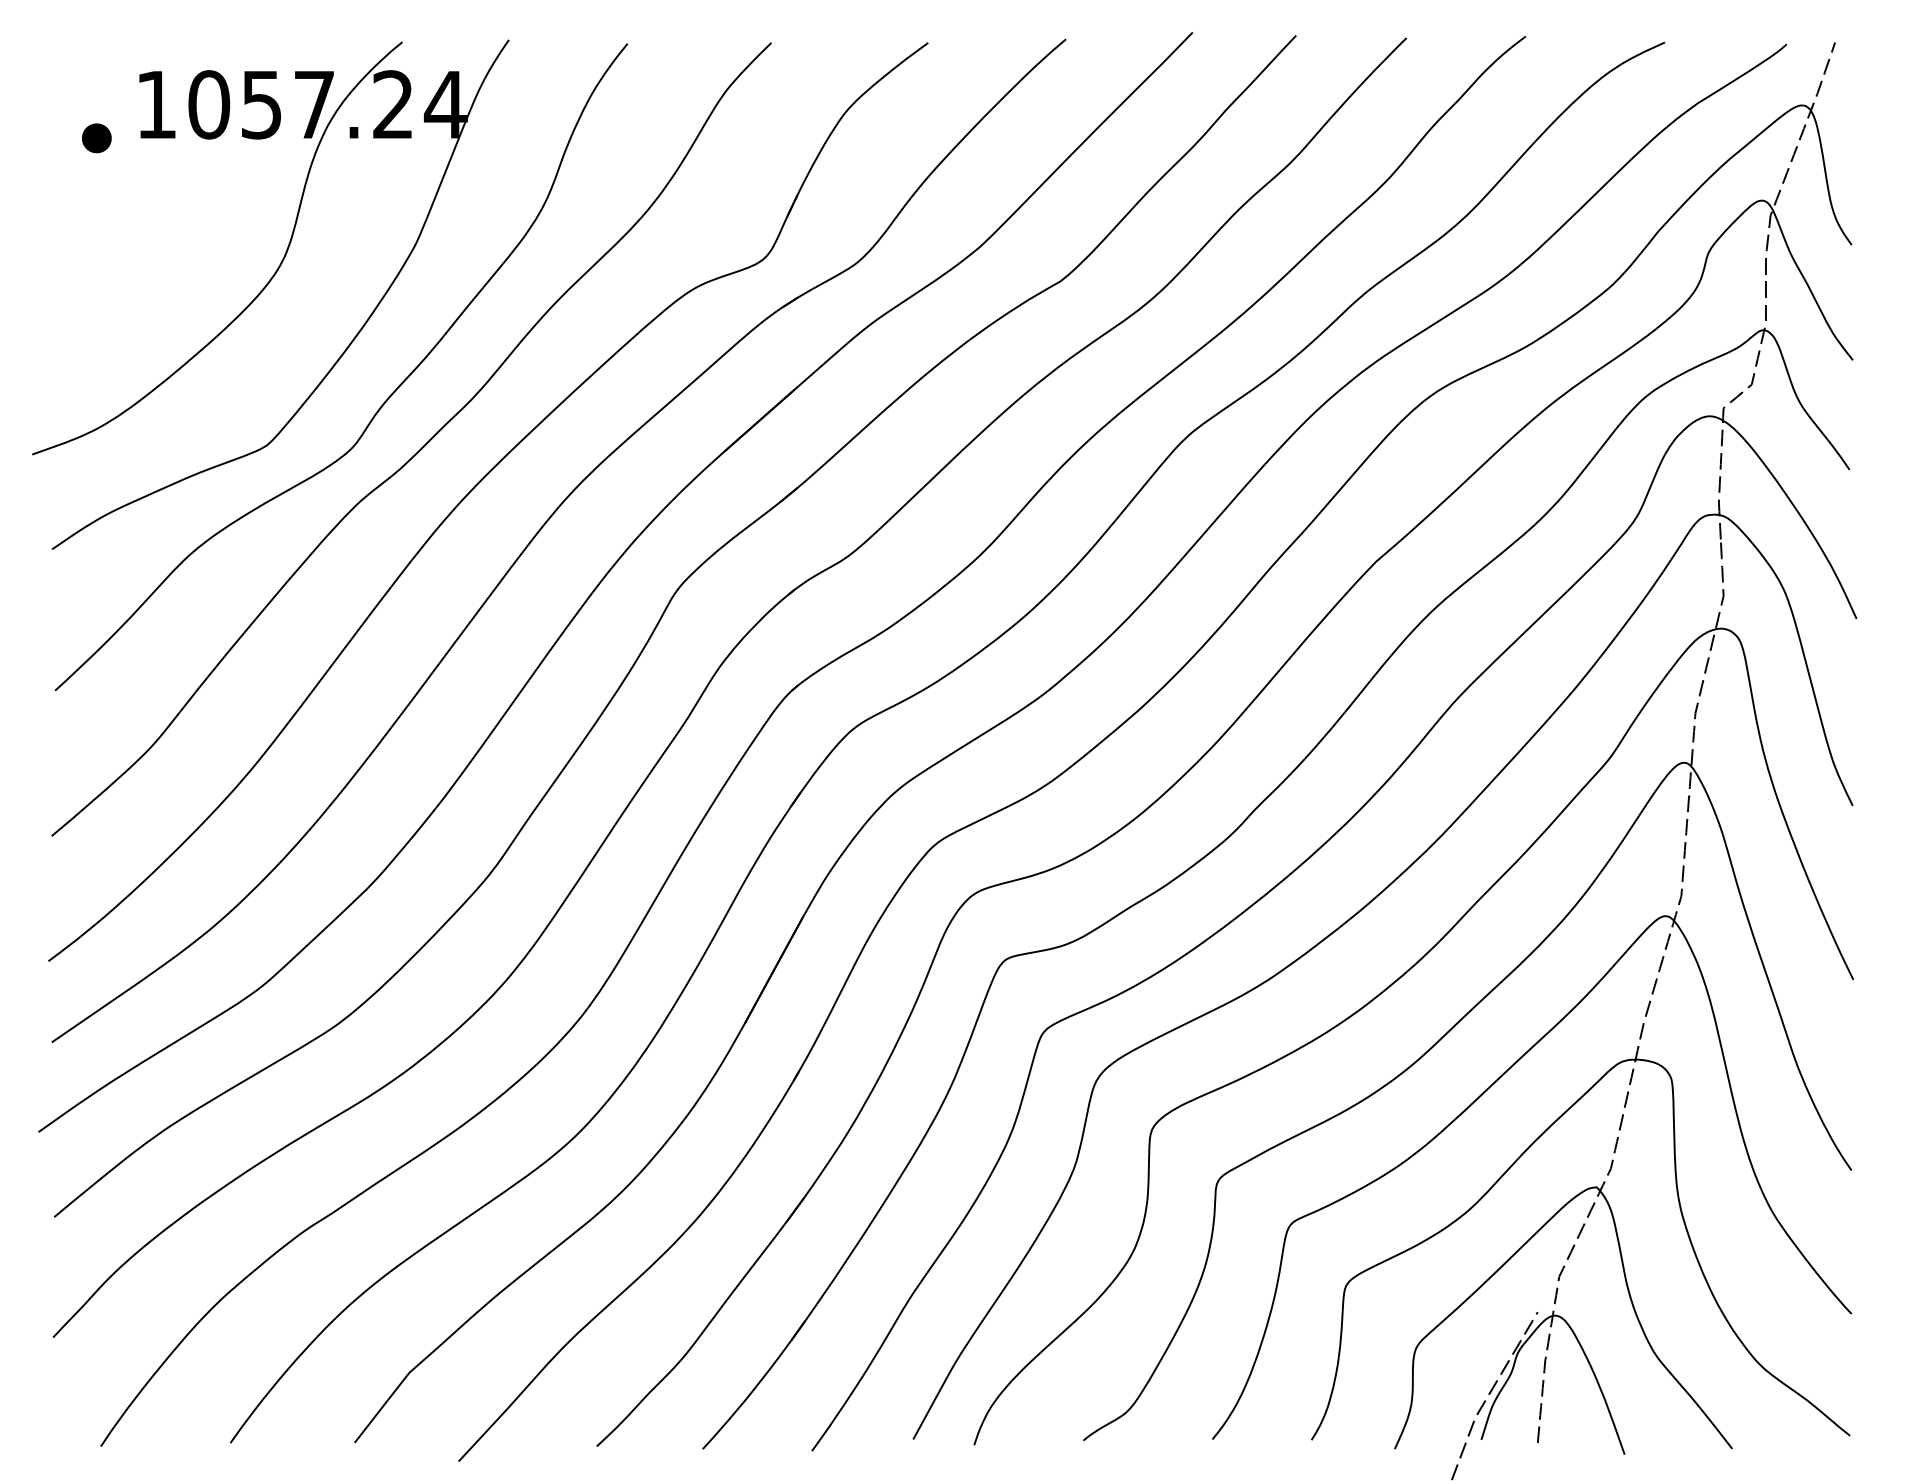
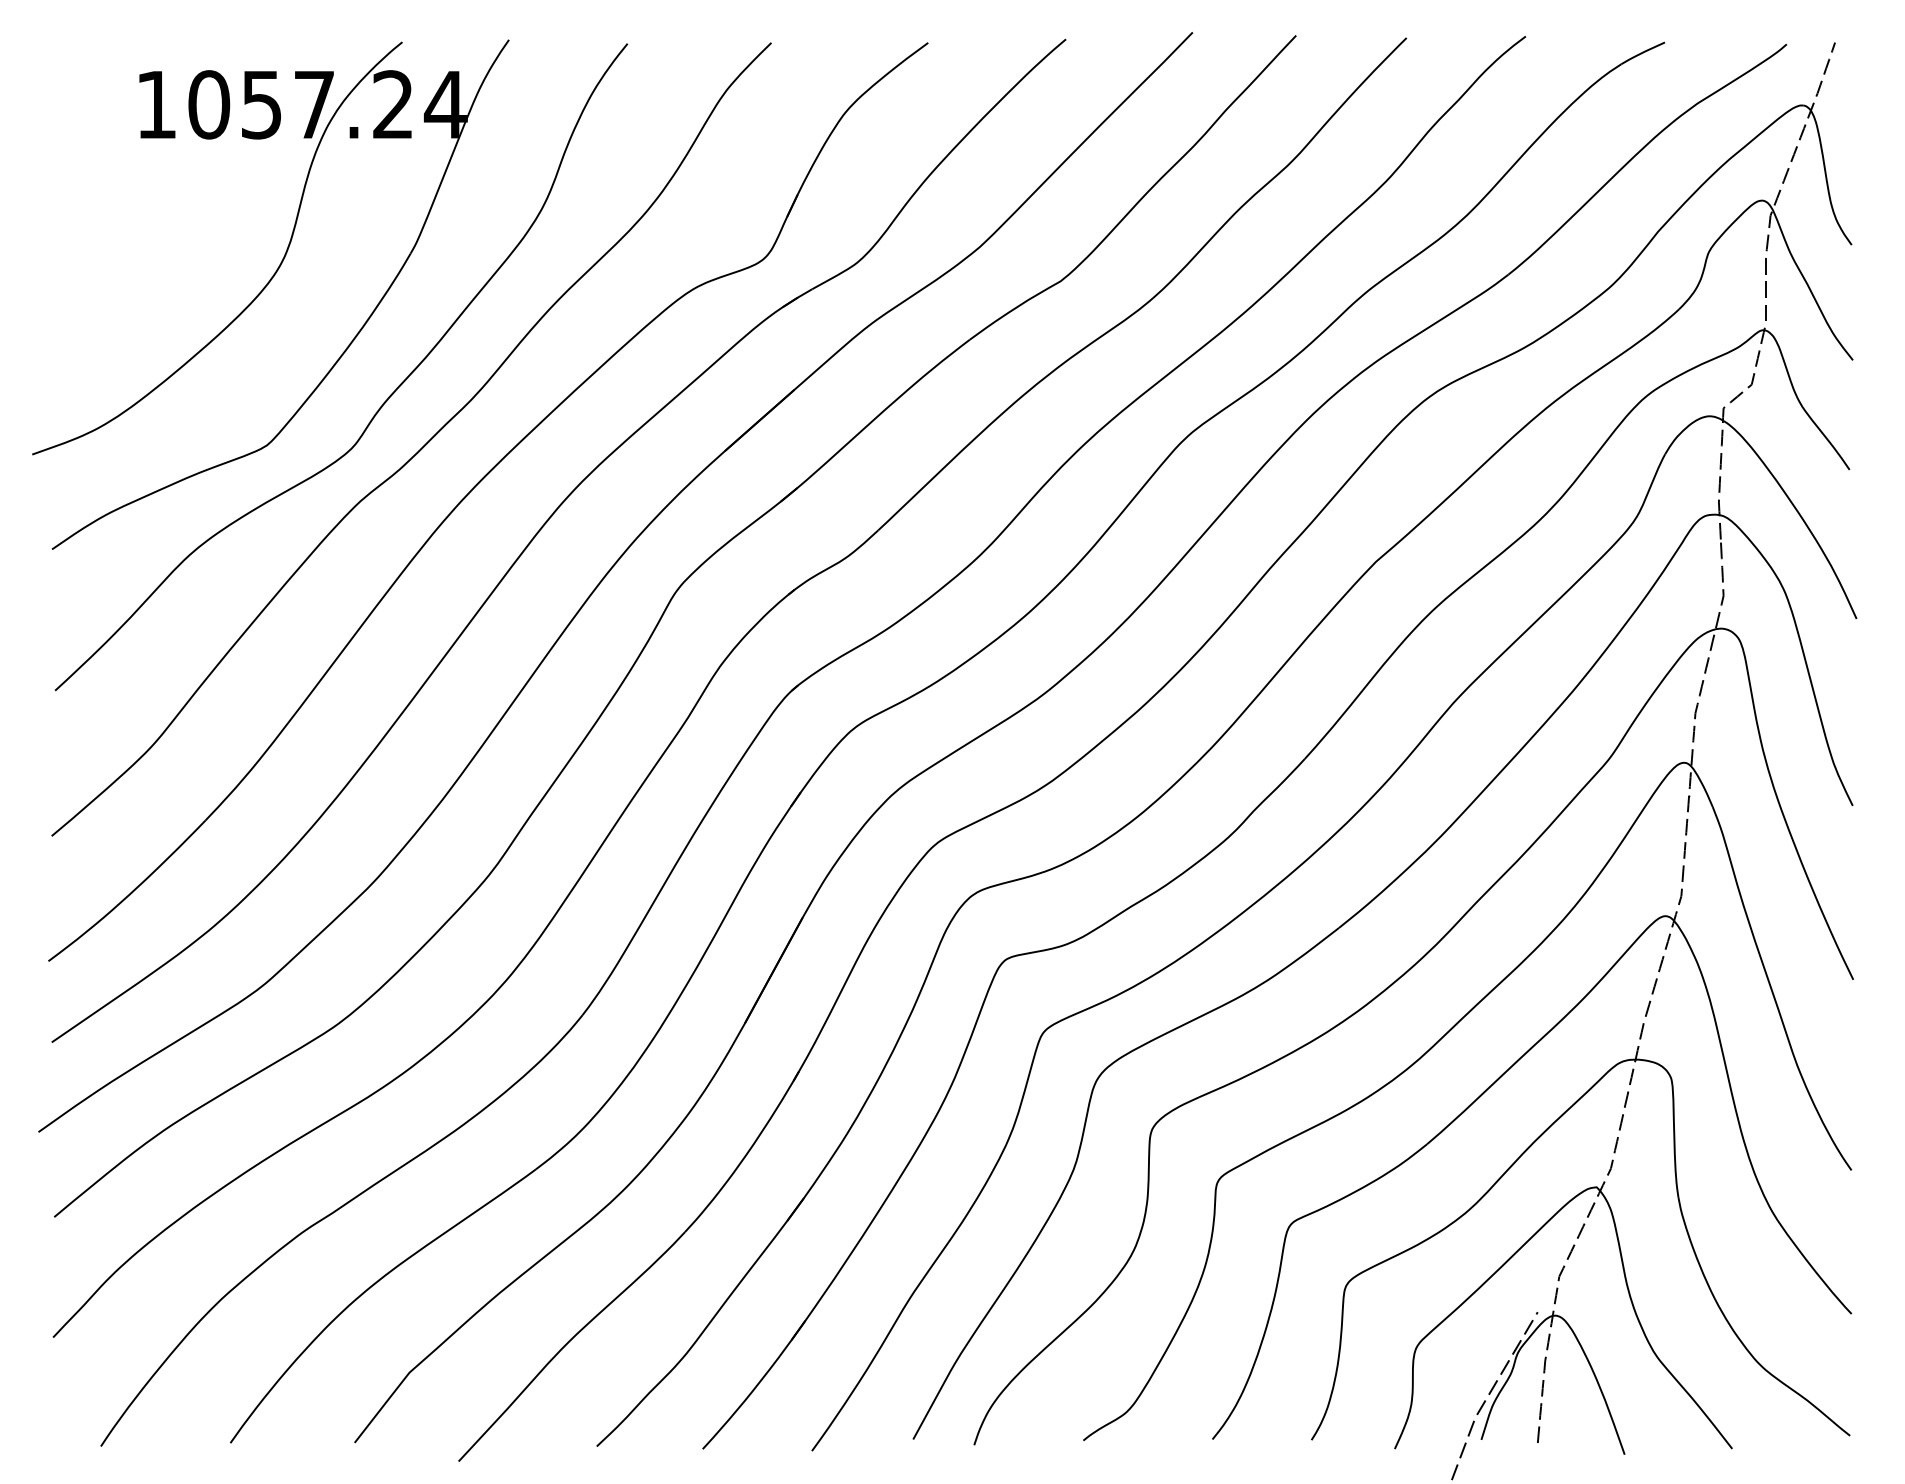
part: present -> none (96, 138)
